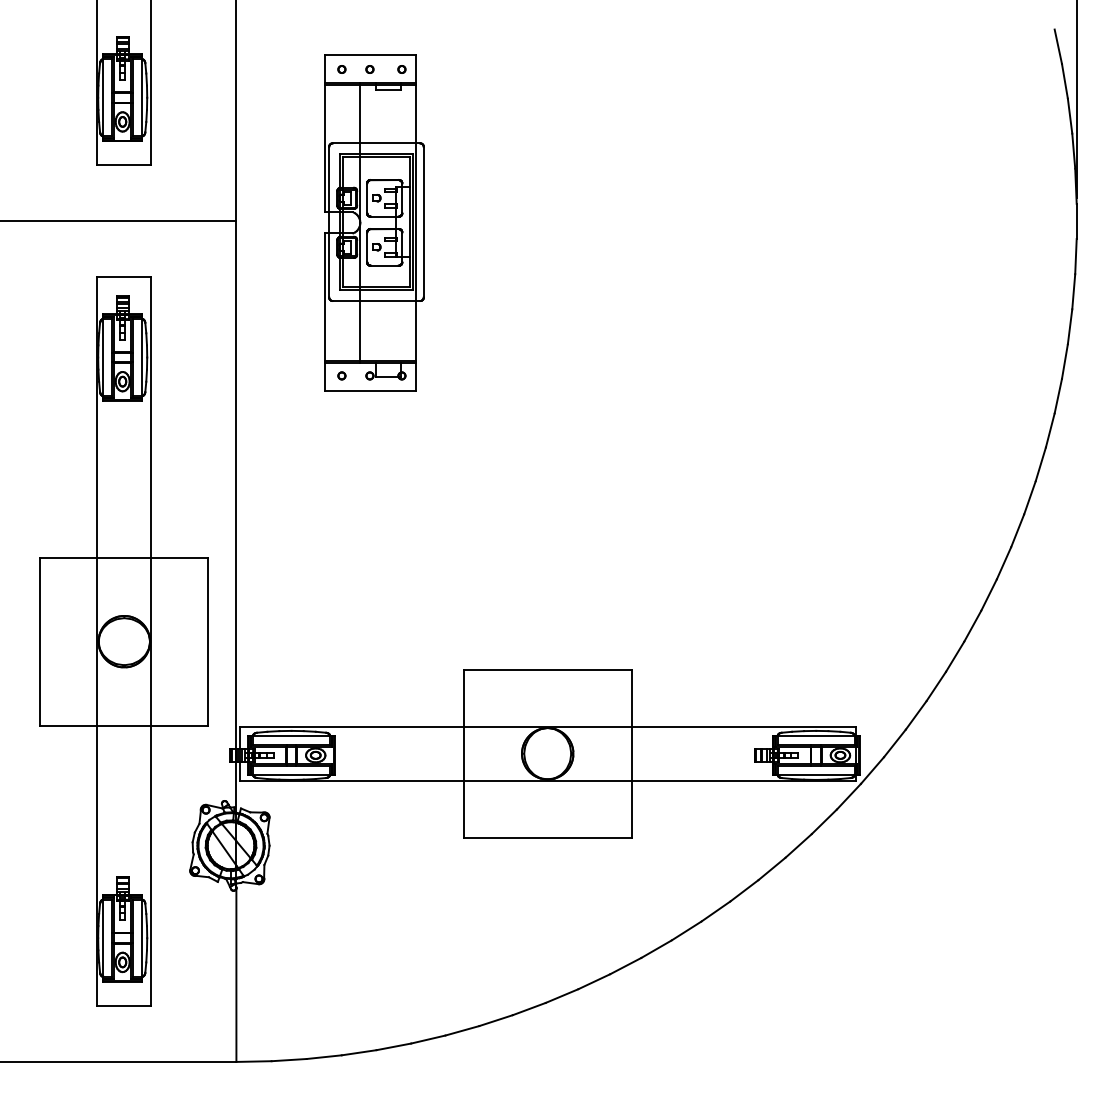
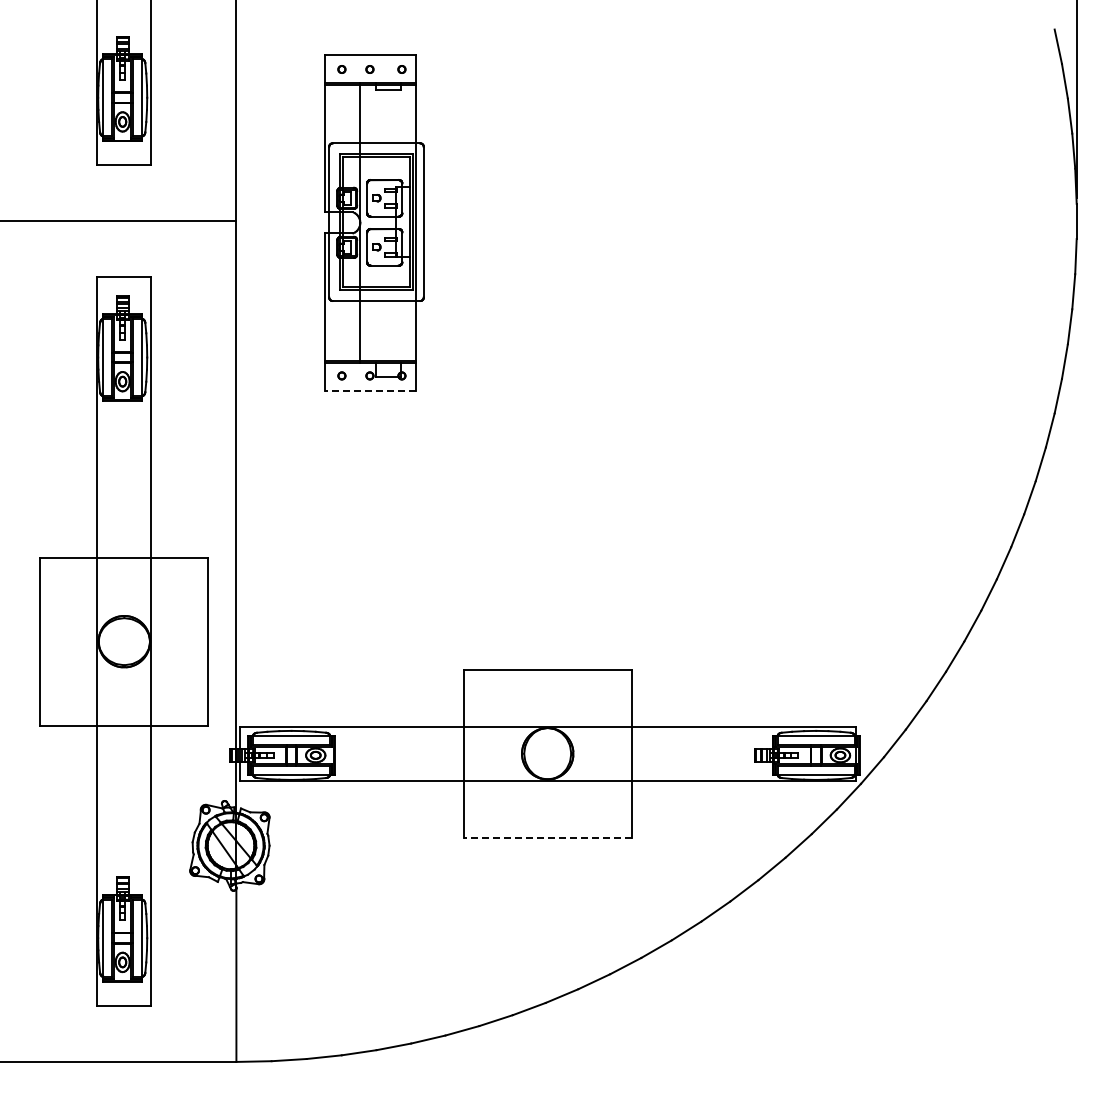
line: solid -> dashed (370, 390)
line: solid -> dashed (547, 837)
